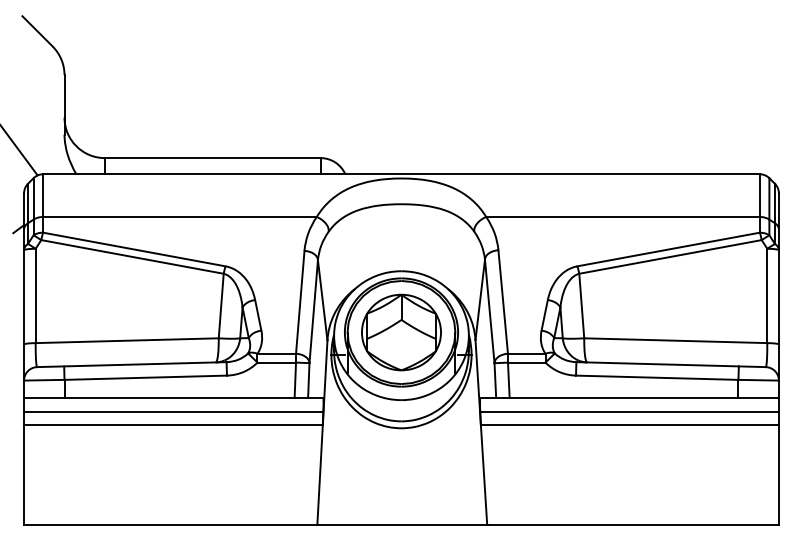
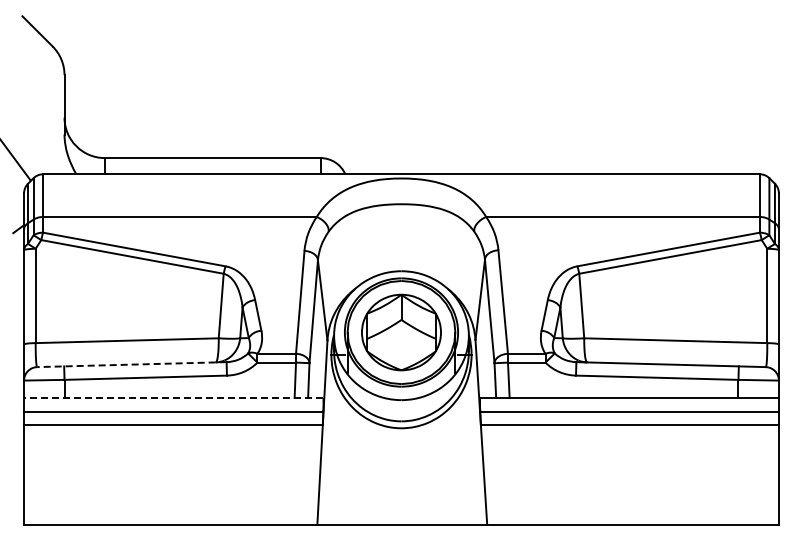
line position: (19, 151) -> (16, 161) (16, 161)
line: solid -> dashed (131, 364)
line: solid -> dashed (173, 398)
